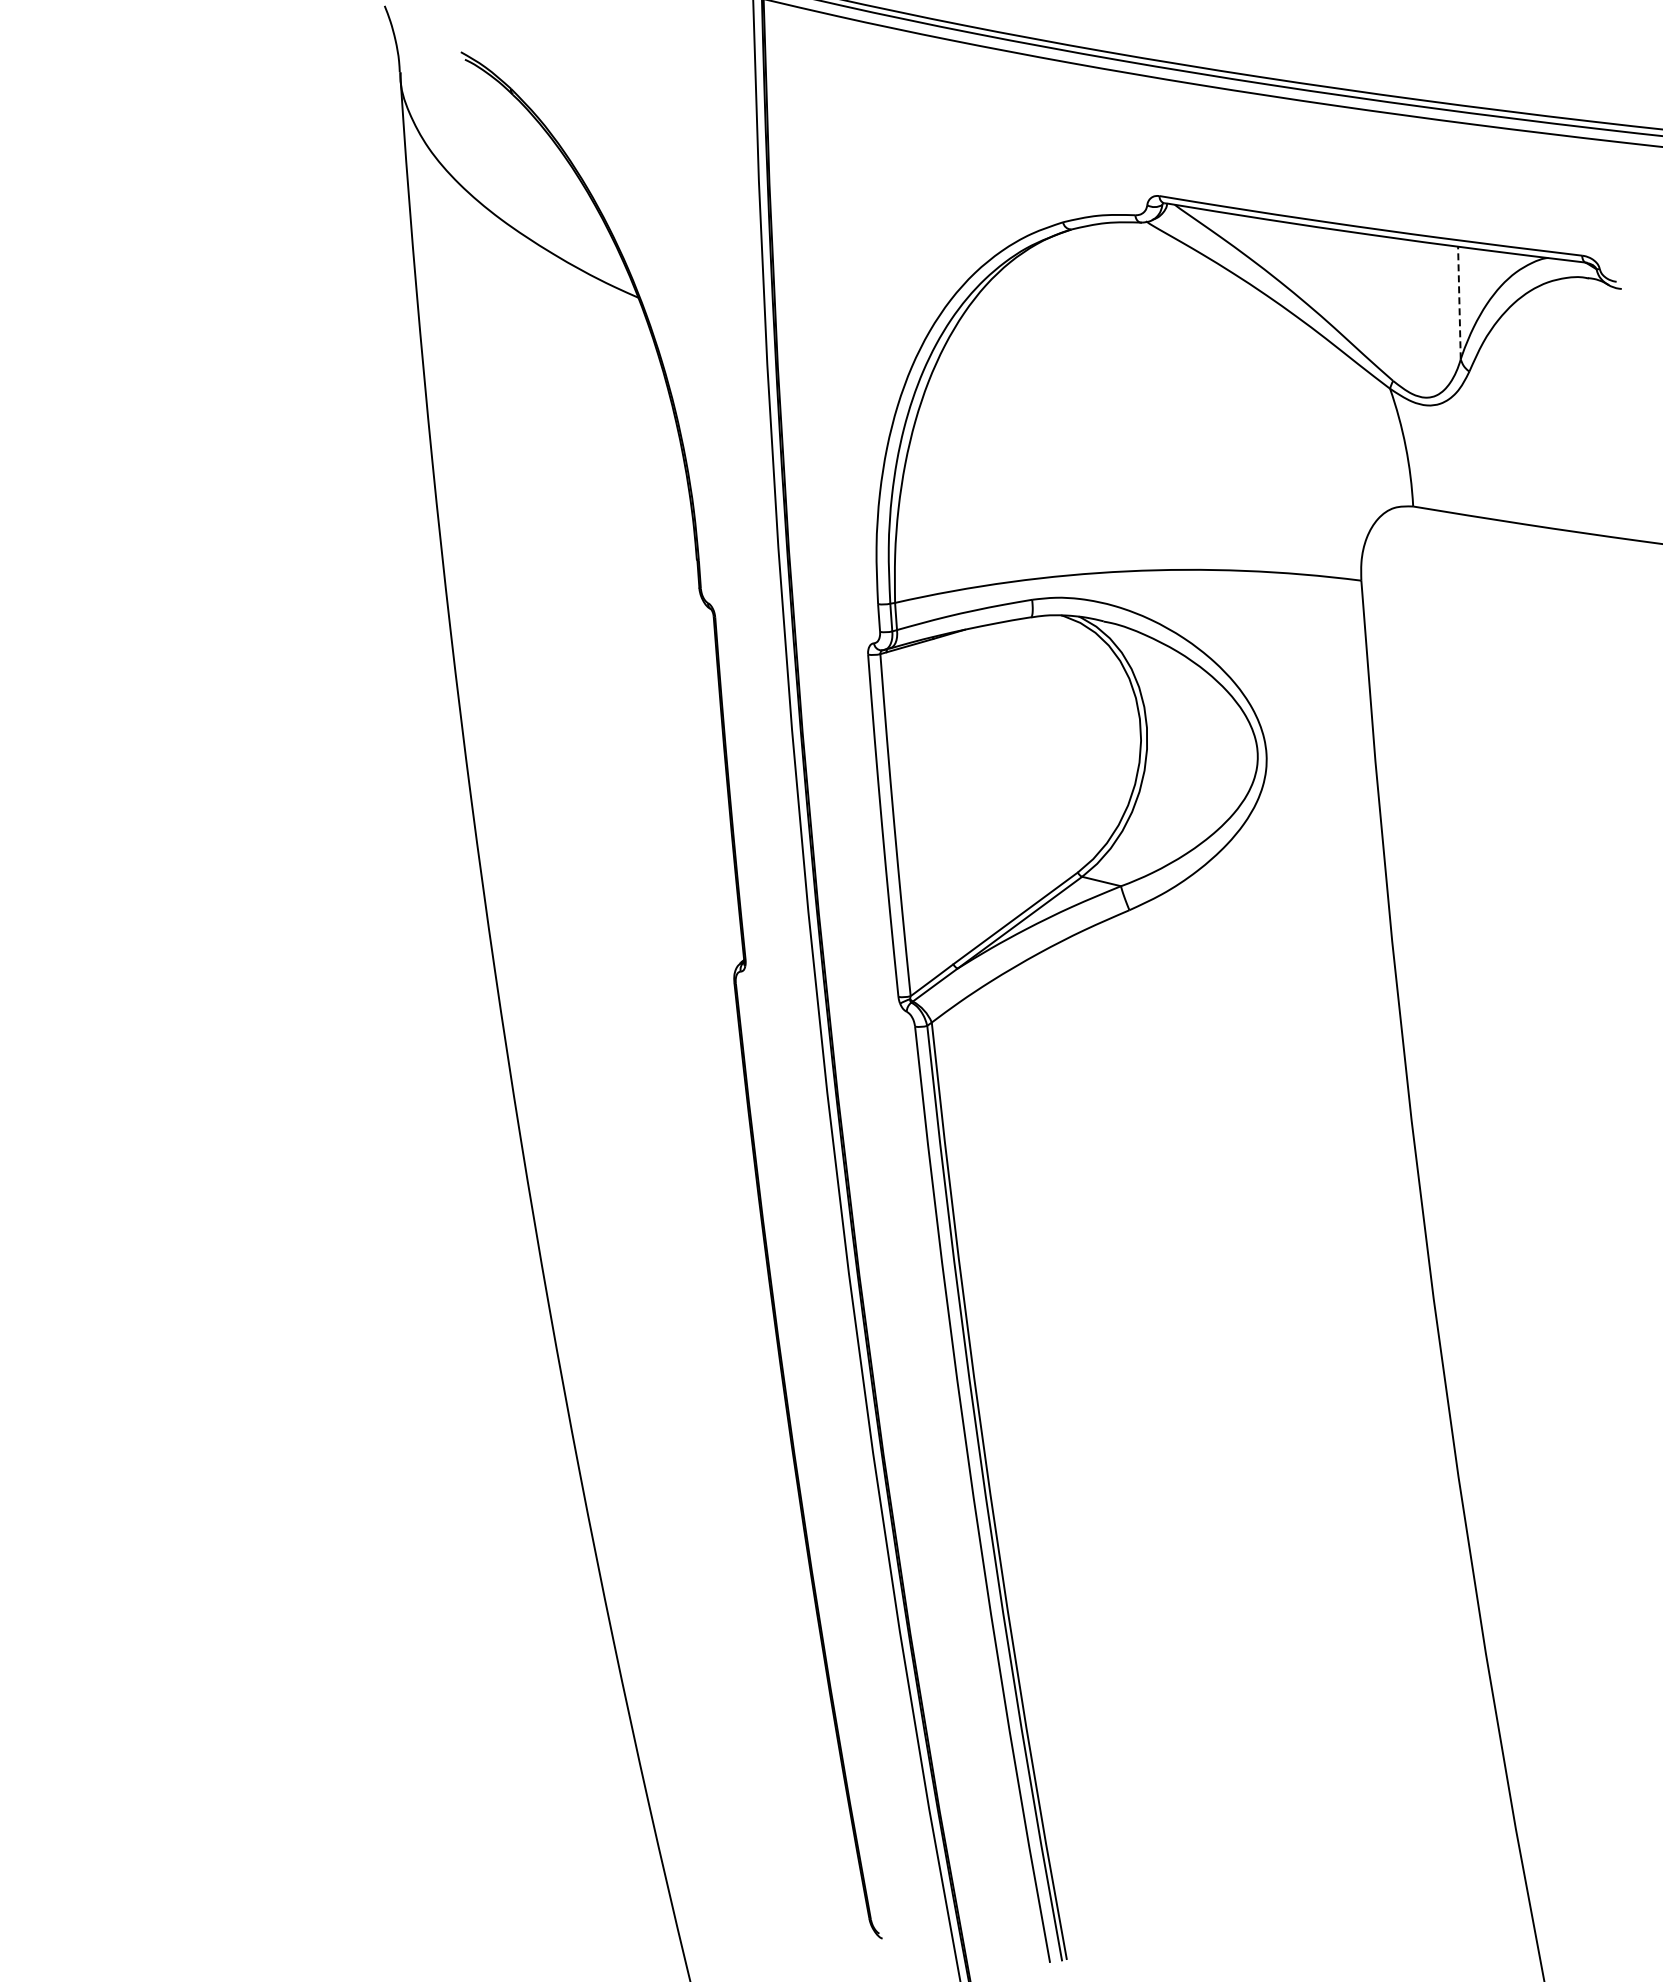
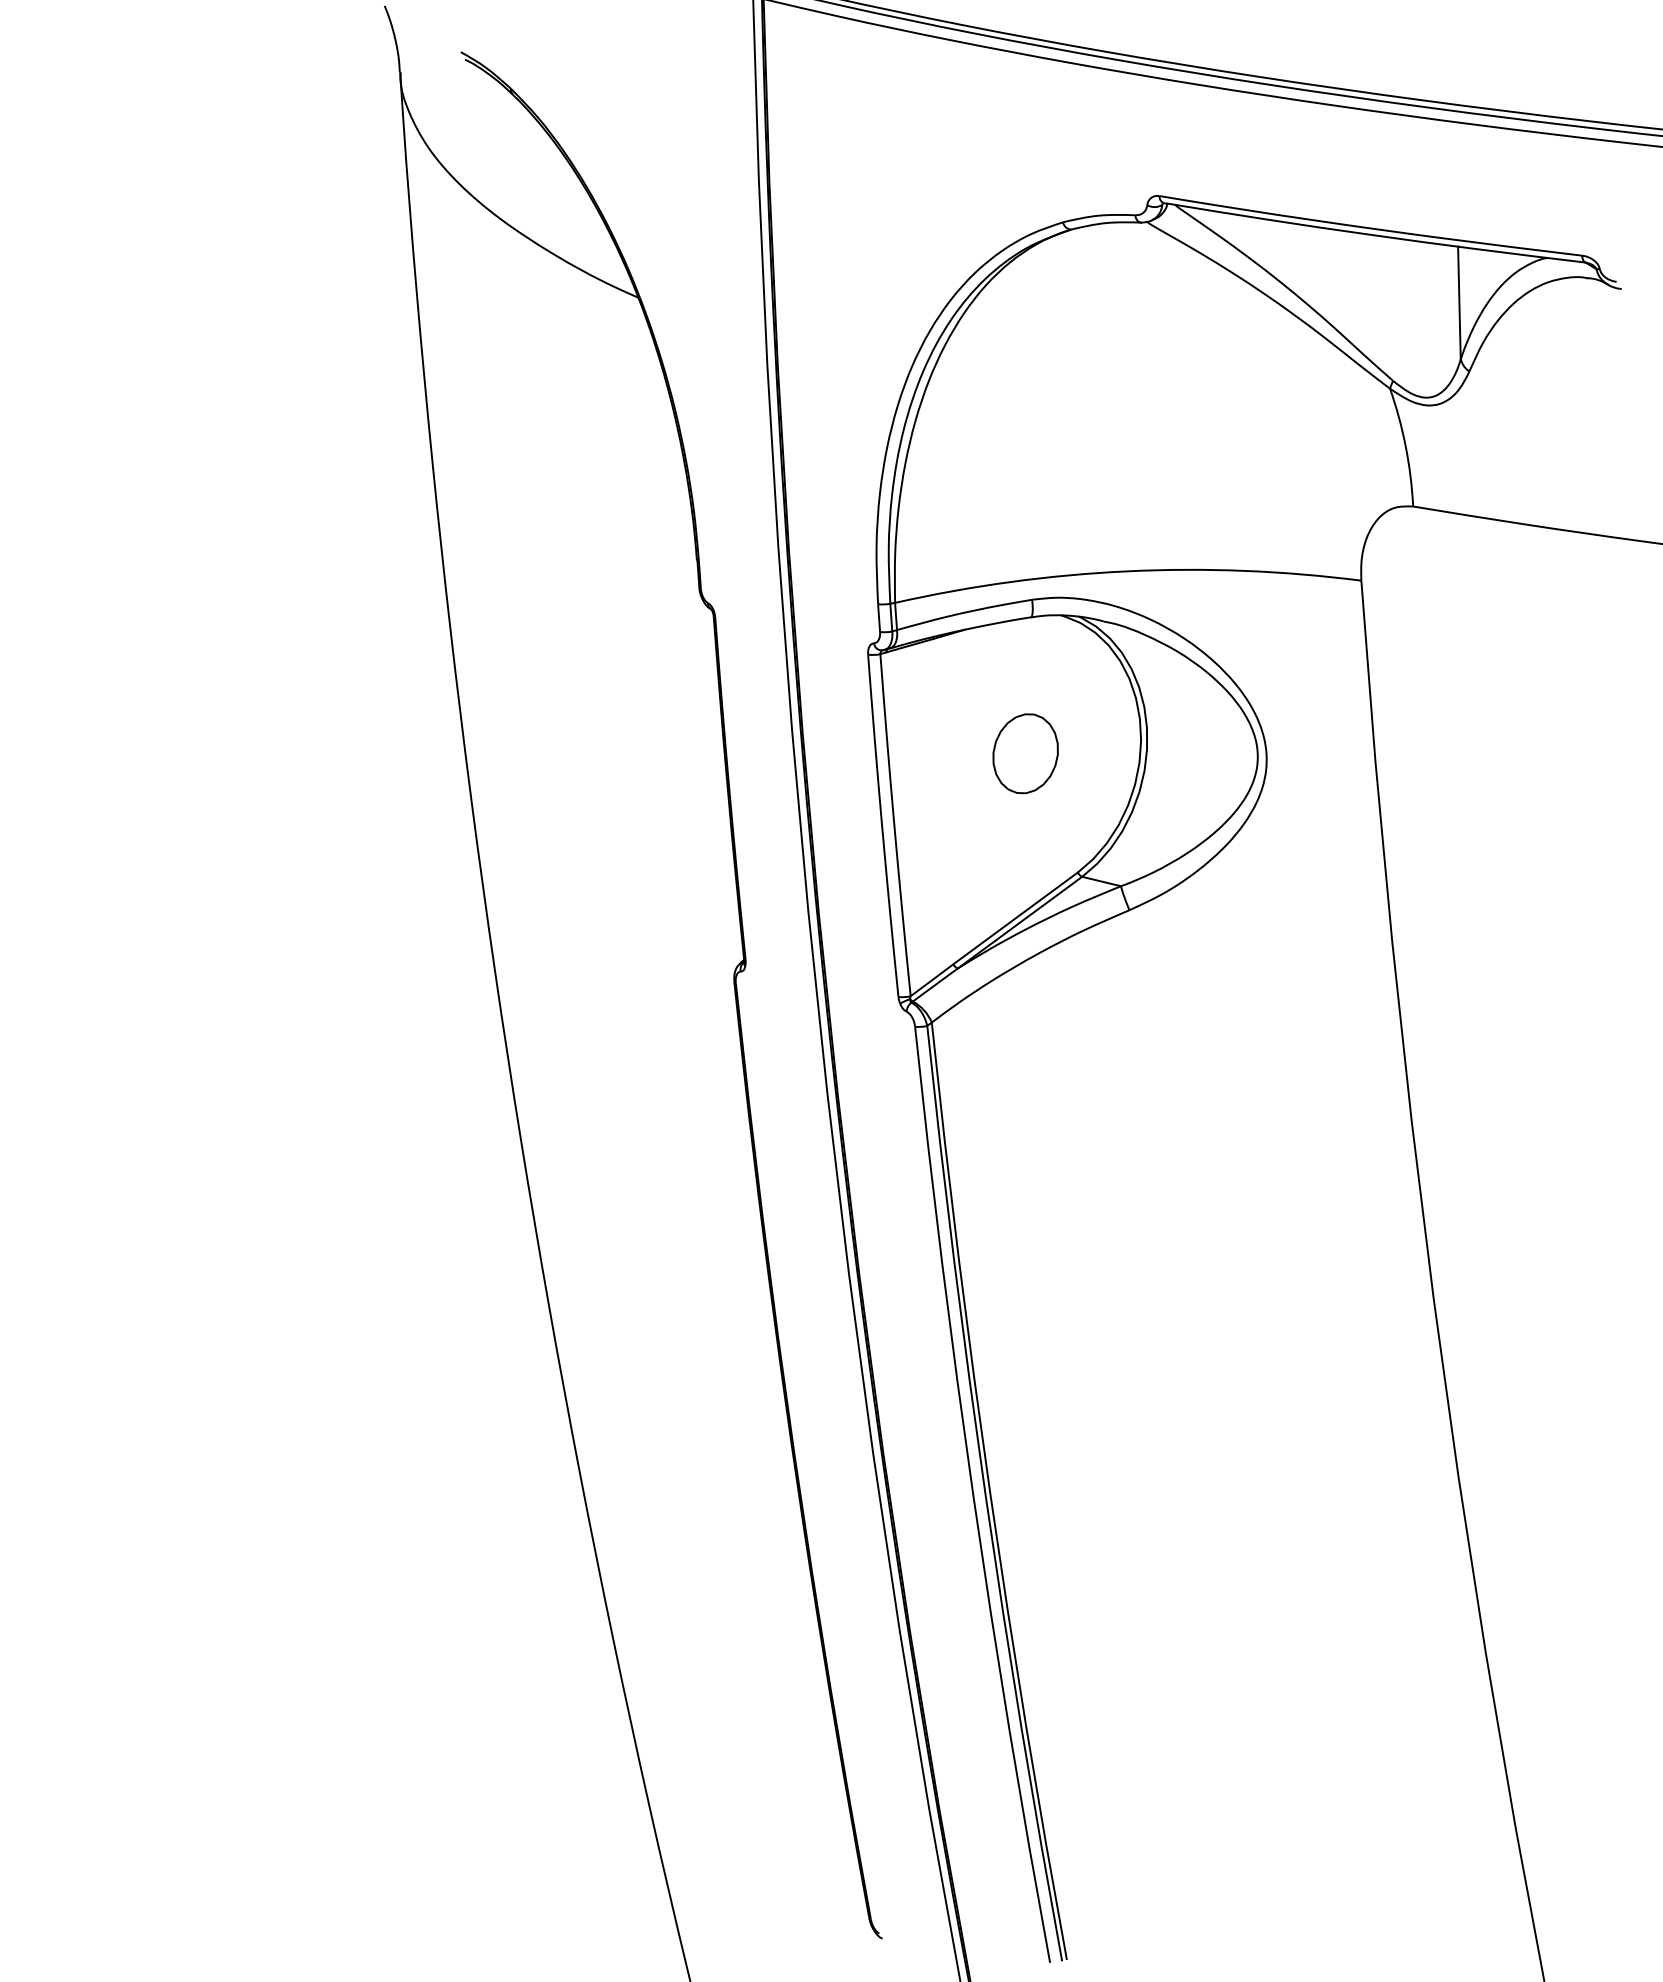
line: dashed -> solid (1459, 302)
part: none -> present (1025, 753)
